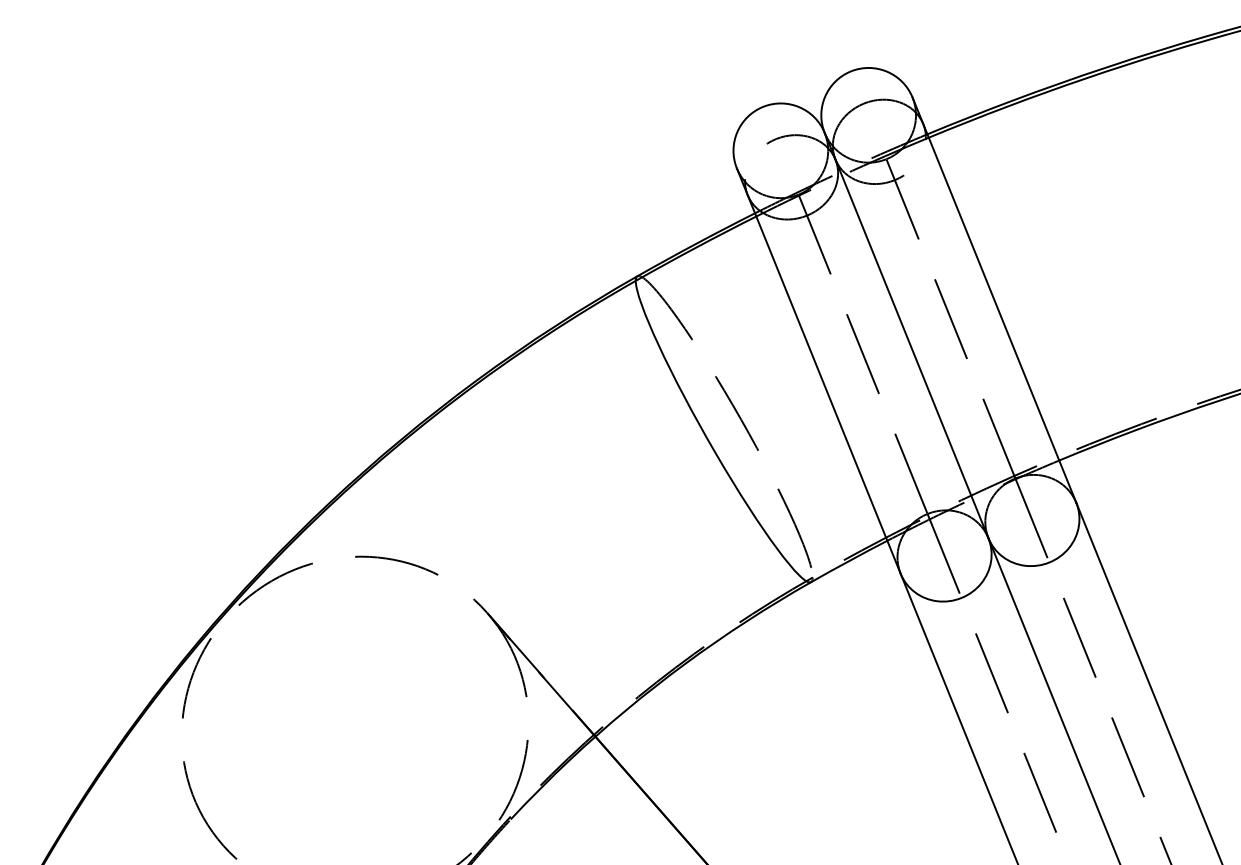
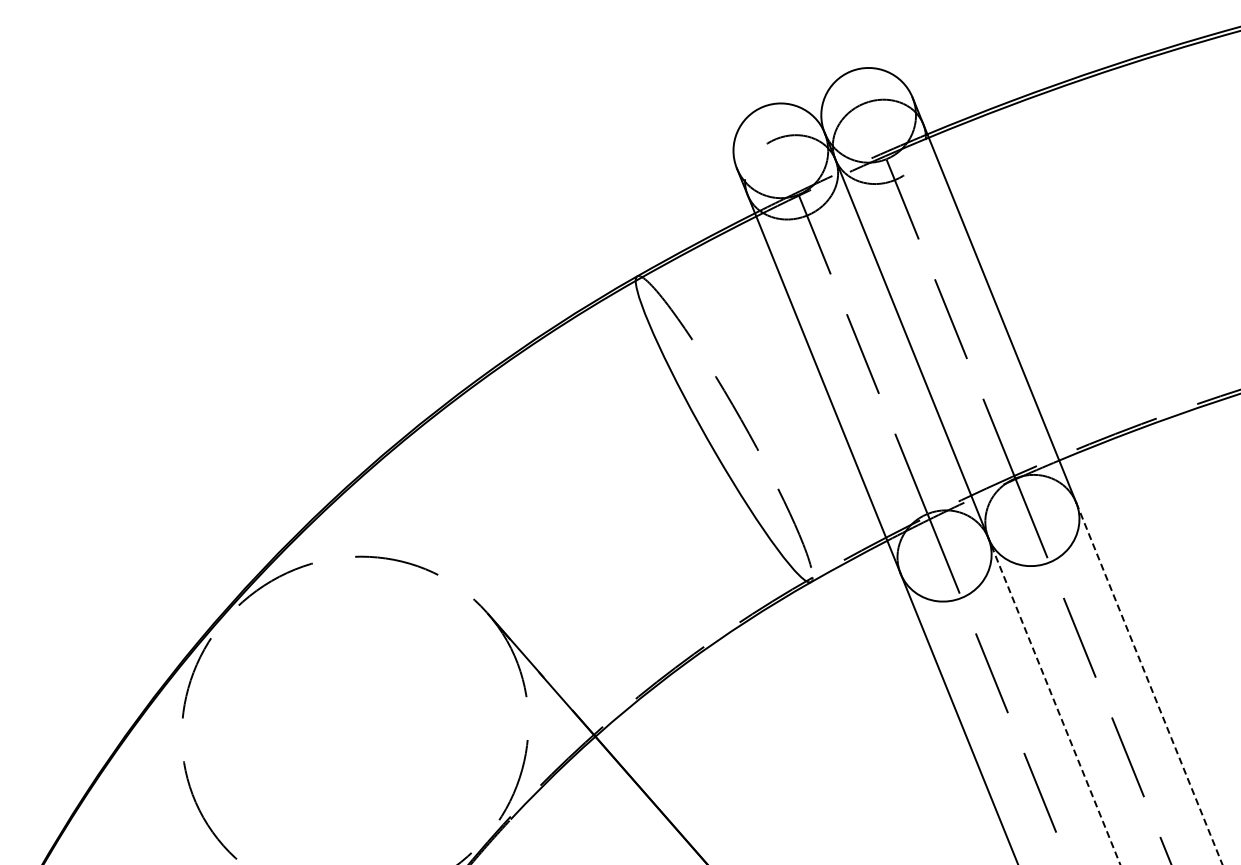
line: solid -> dashed (1149, 683)
line: solid -> dashed (1054, 701)
